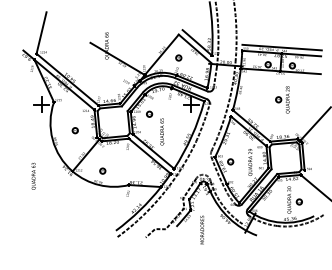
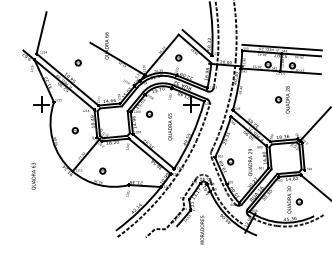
part: none -> present (77, 62)
text position: (162, 131) -> (170, 126) (170, 126)
